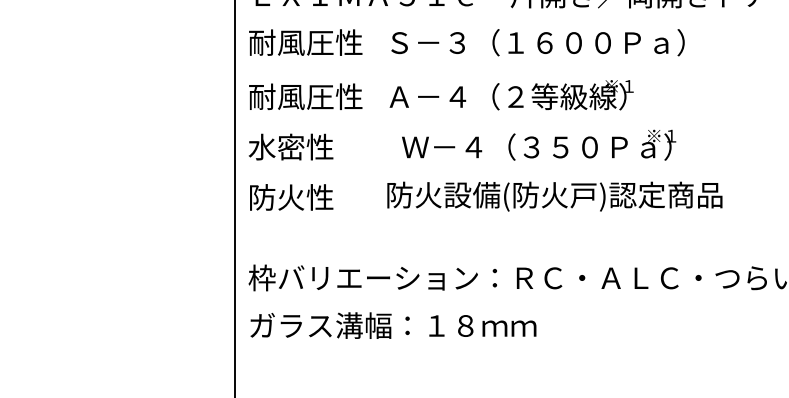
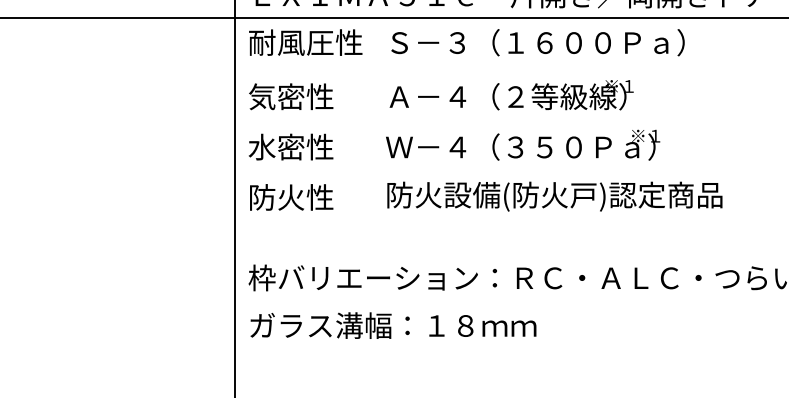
line: none -> present (393, 18)
text: 耐風圧性 -> 気密性 (305, 96)
text position: (539, 144) -> (523, 144) (523, 144)
